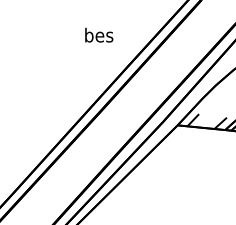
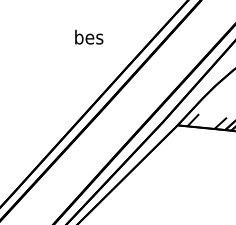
text position: (99, 34) -> (89, 36) (89, 36)
